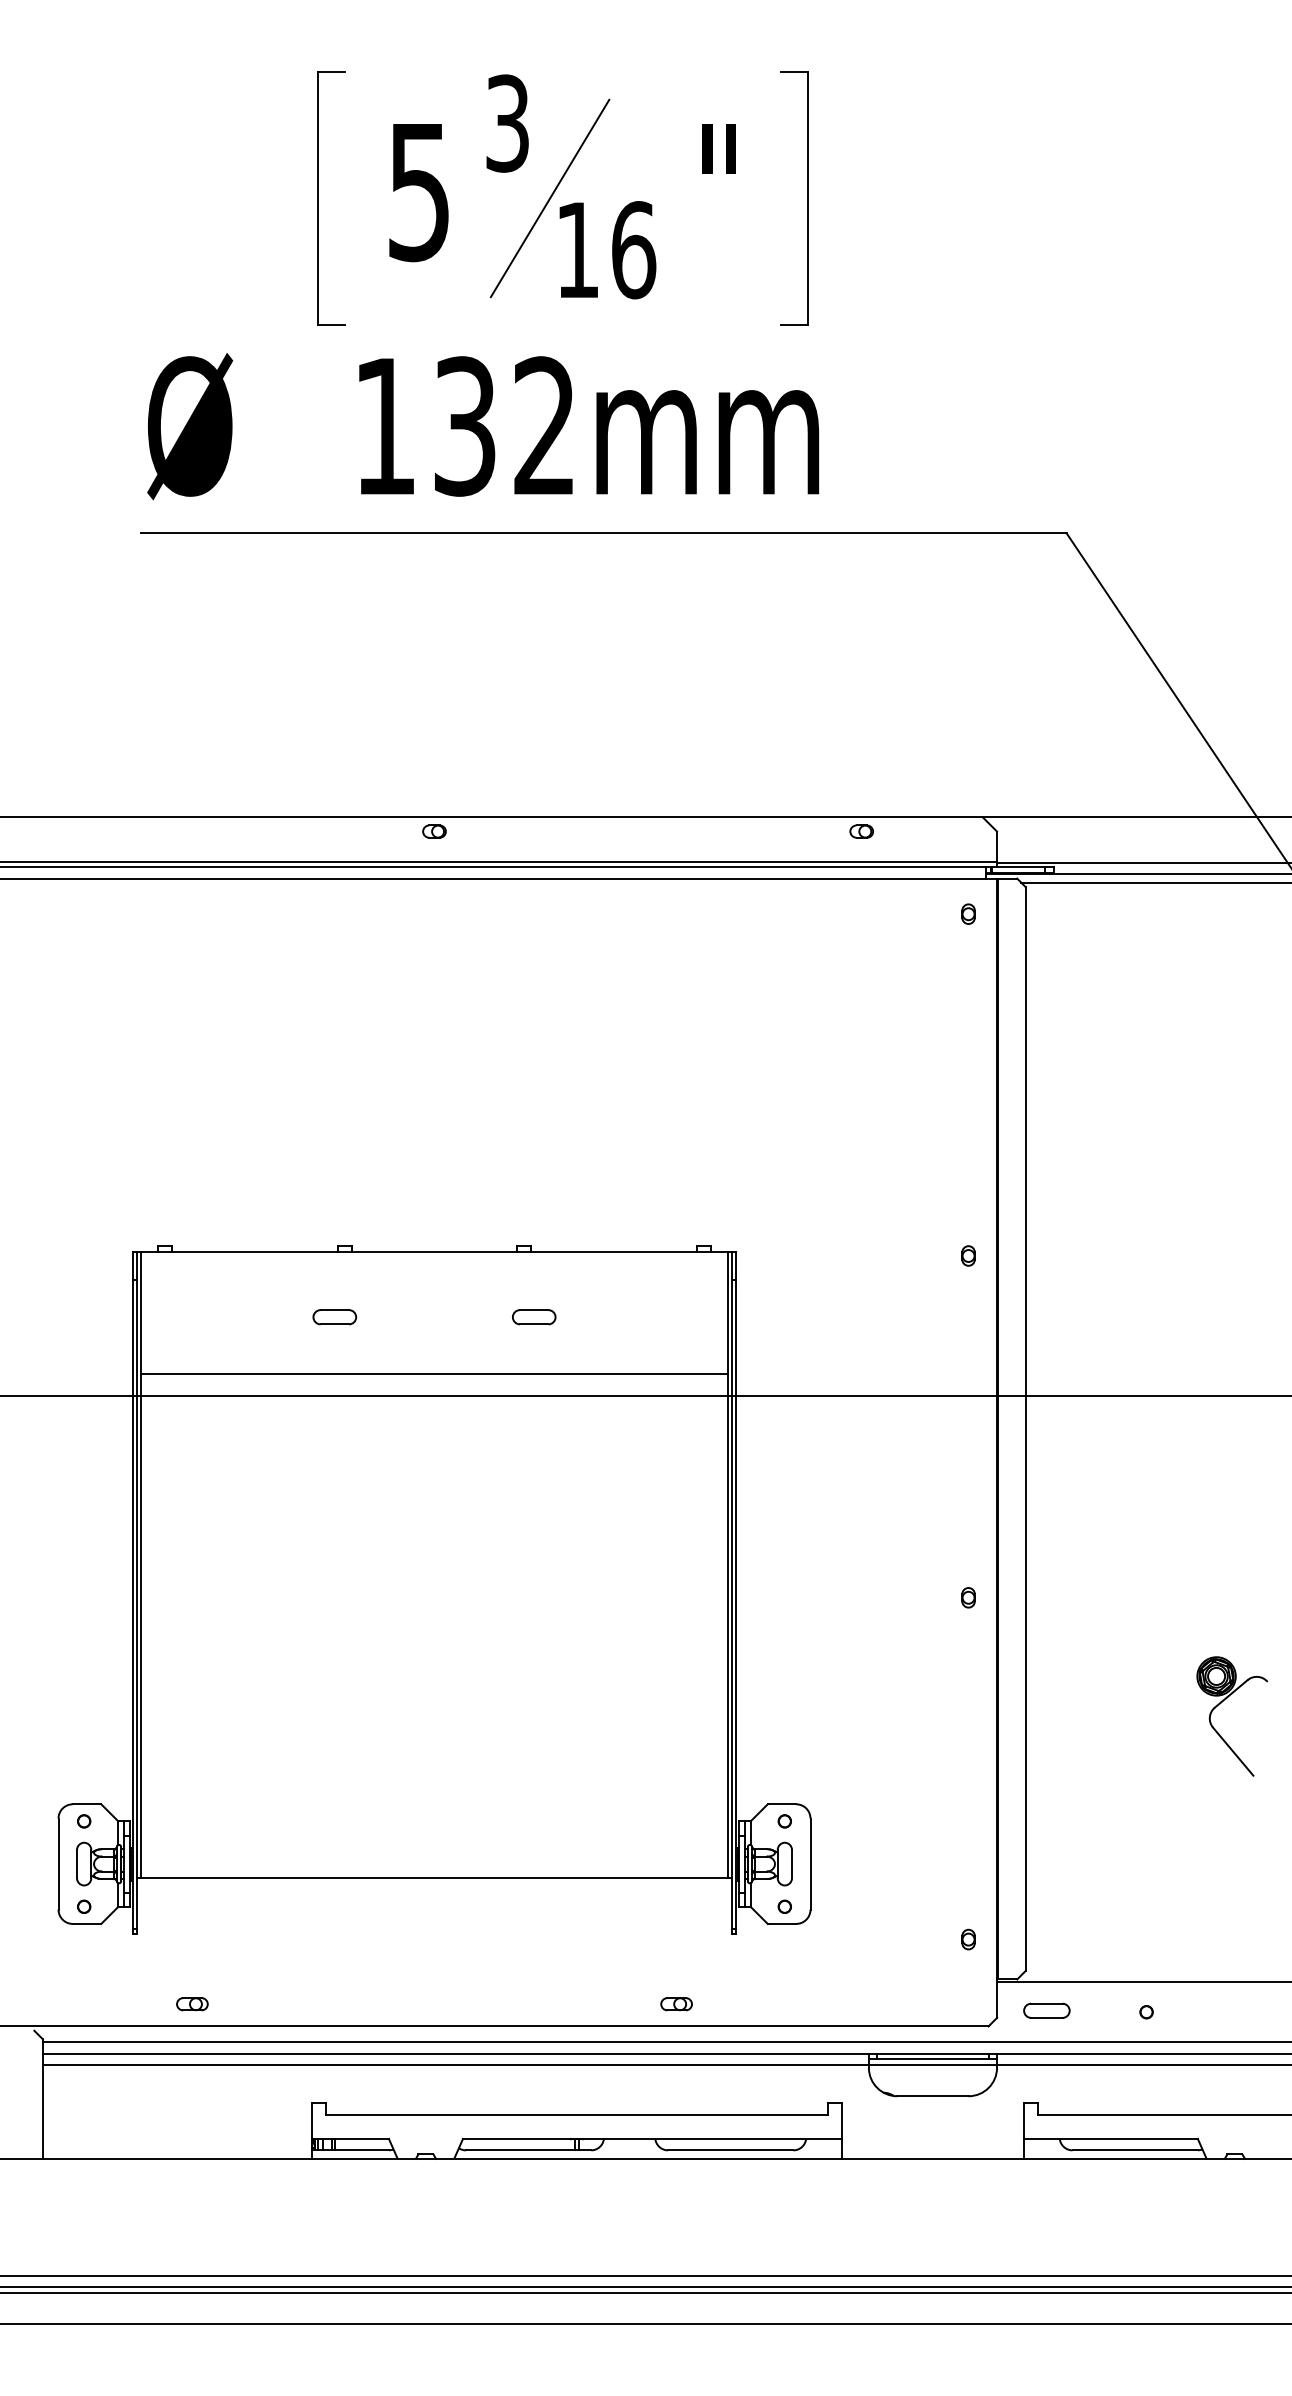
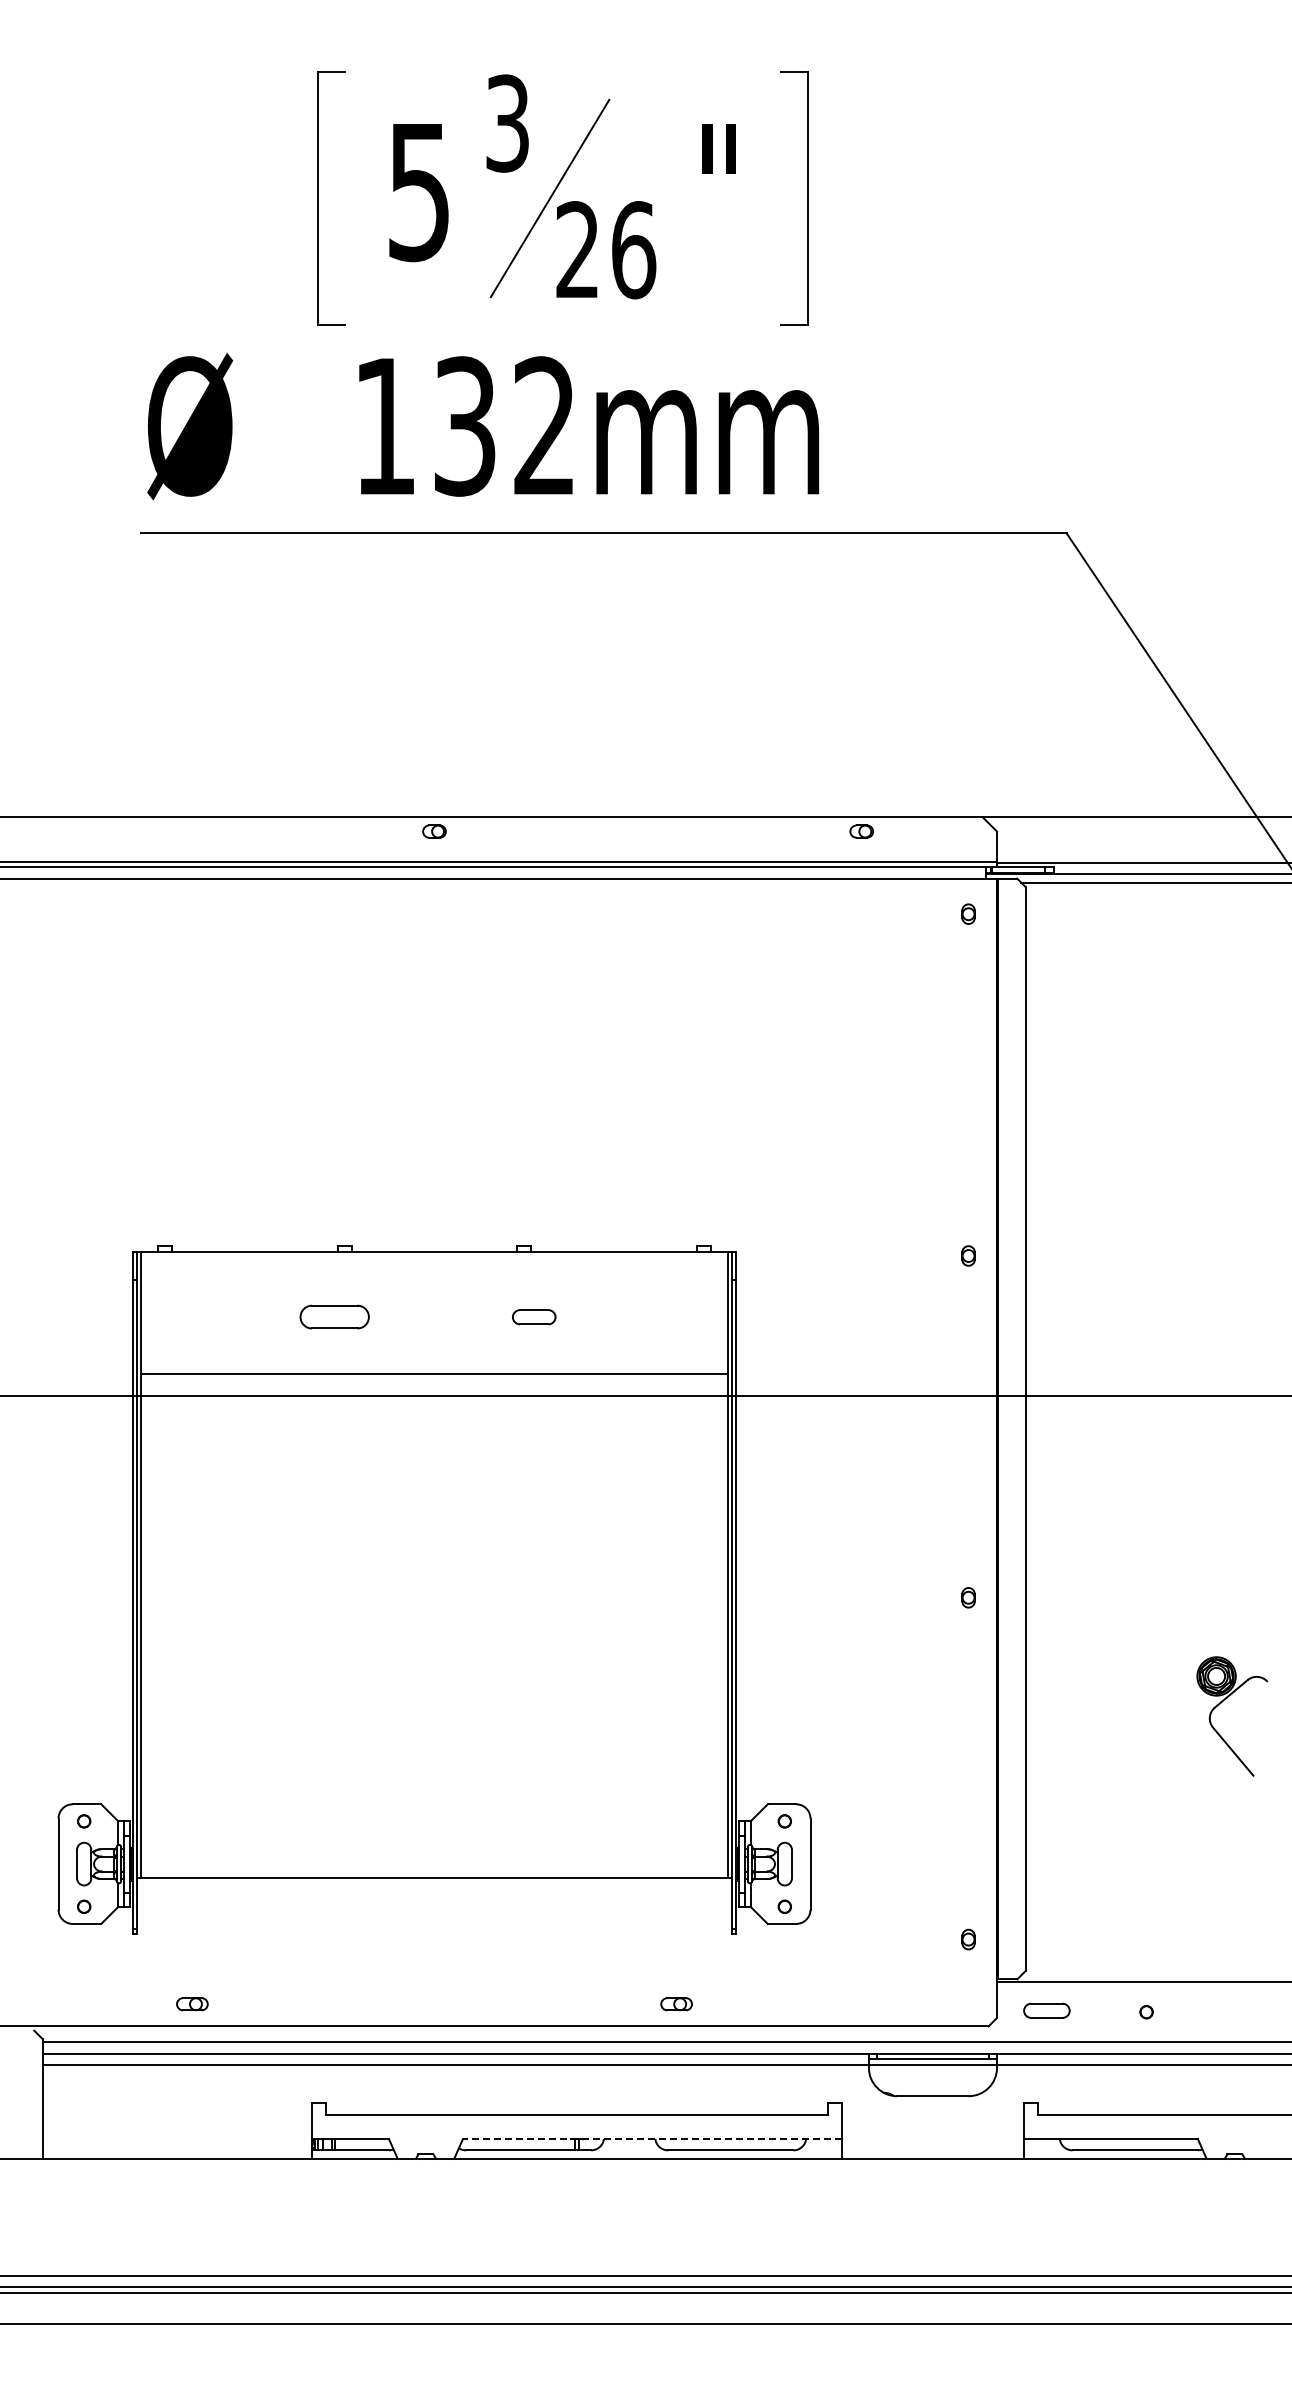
text: 16 -> 26 (576, 249)
part size: 46x17 px -> 71x26 px (334, 1316)
line: solid -> dashed (651, 2138)
